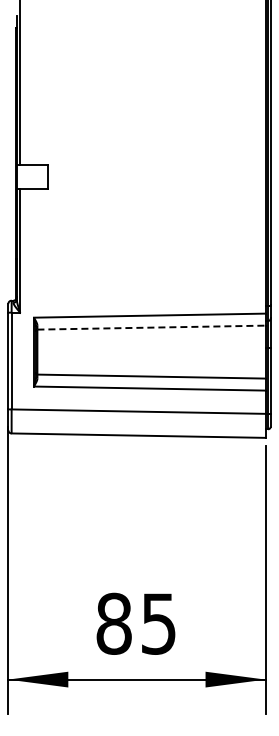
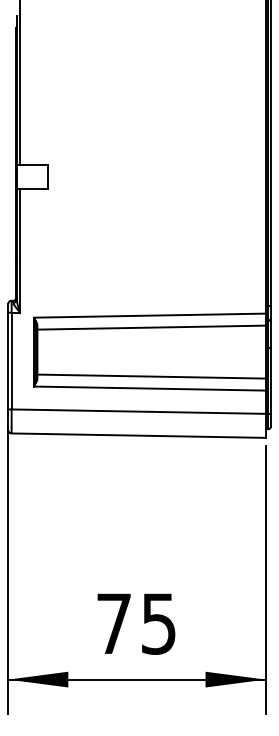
line: dashed -> solid (151, 327)
text: 85 -> 75 (113, 623)
